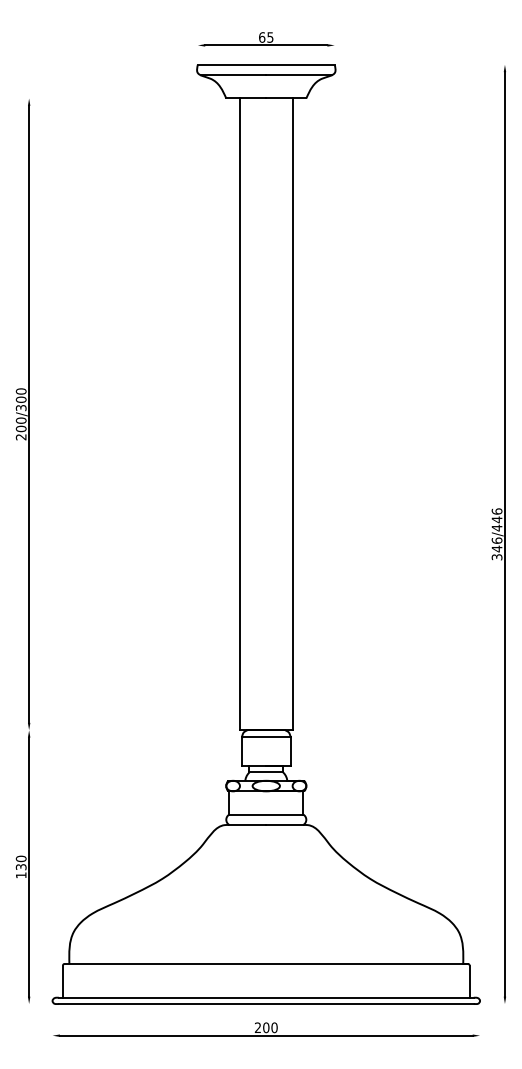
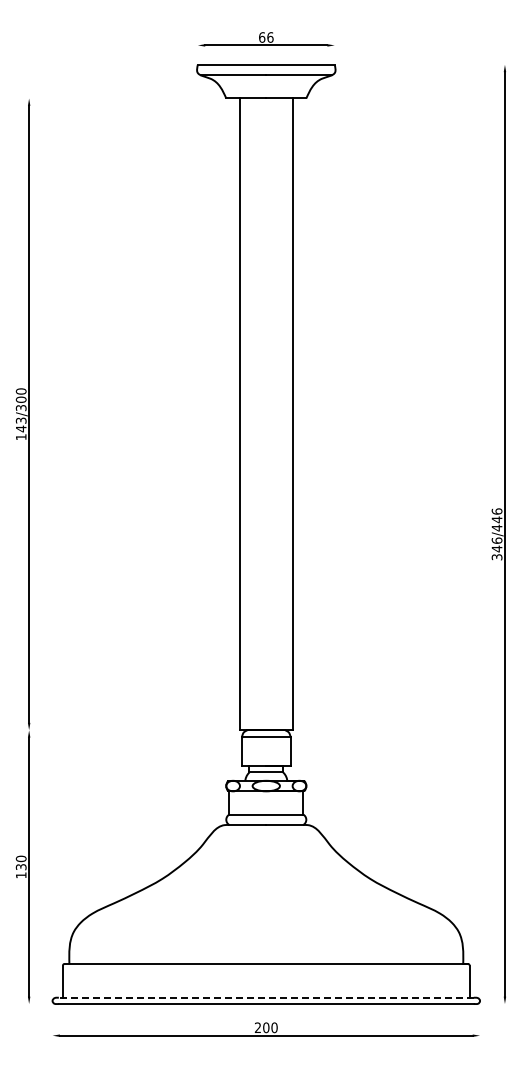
text: 65 -> 66 (270, 37)
text: 200/300 -> 143/300 (20, 428)
line: solid -> dashed (265, 997)
